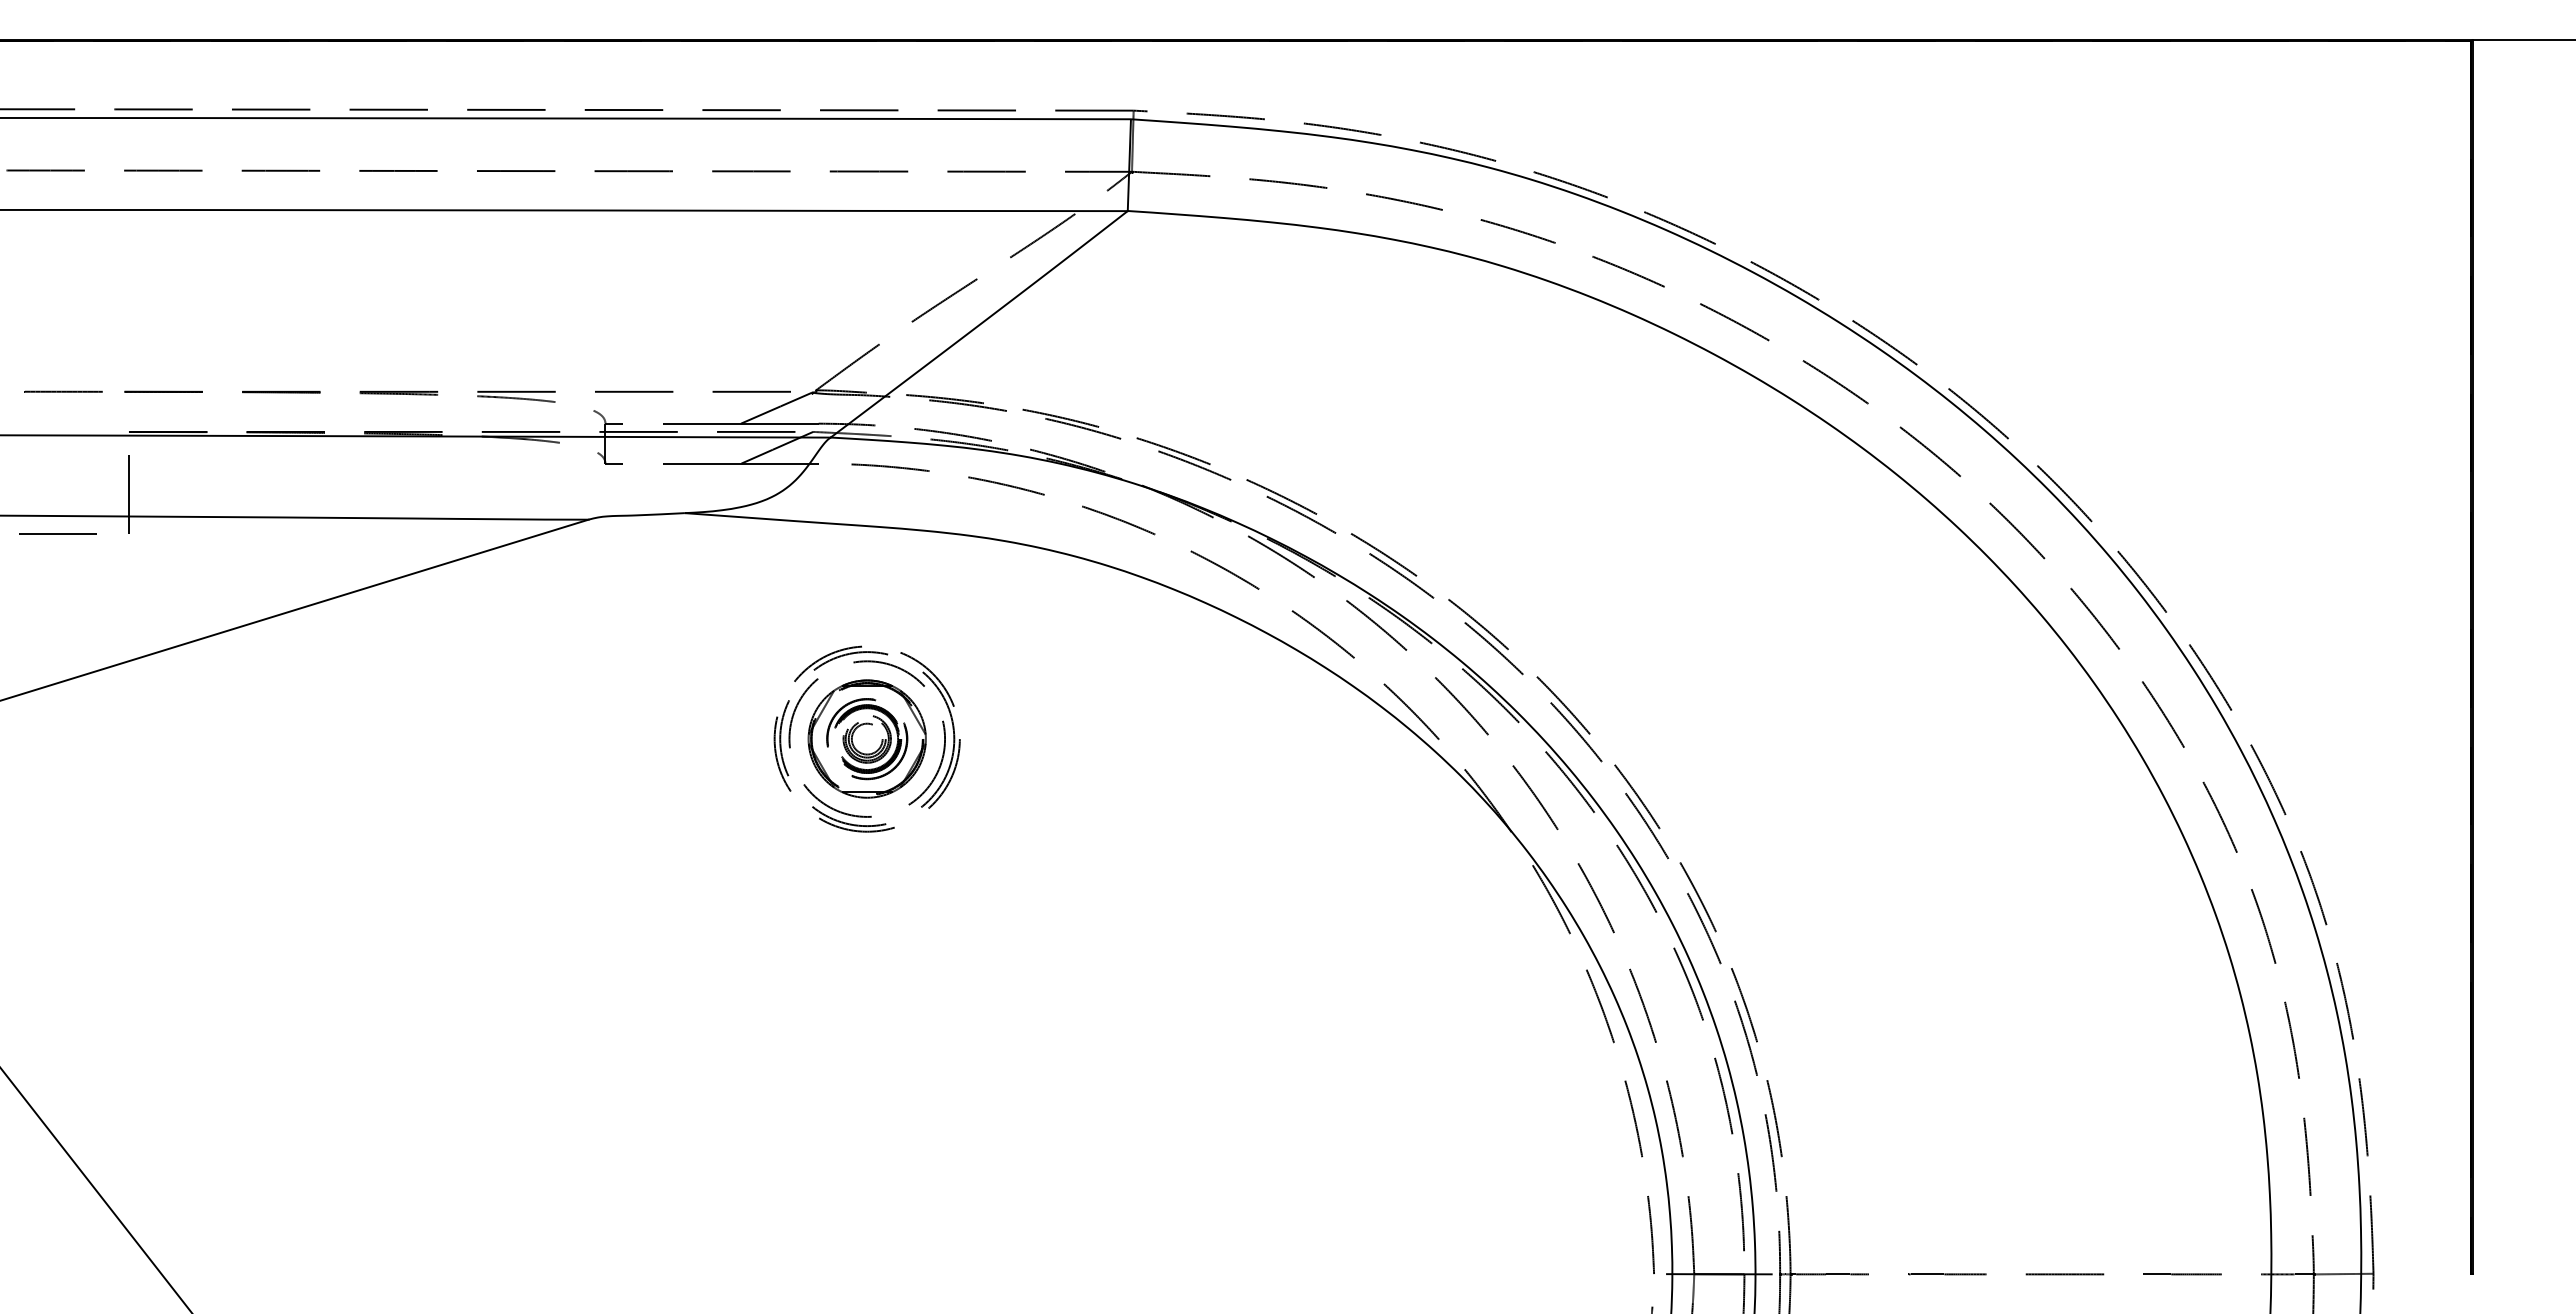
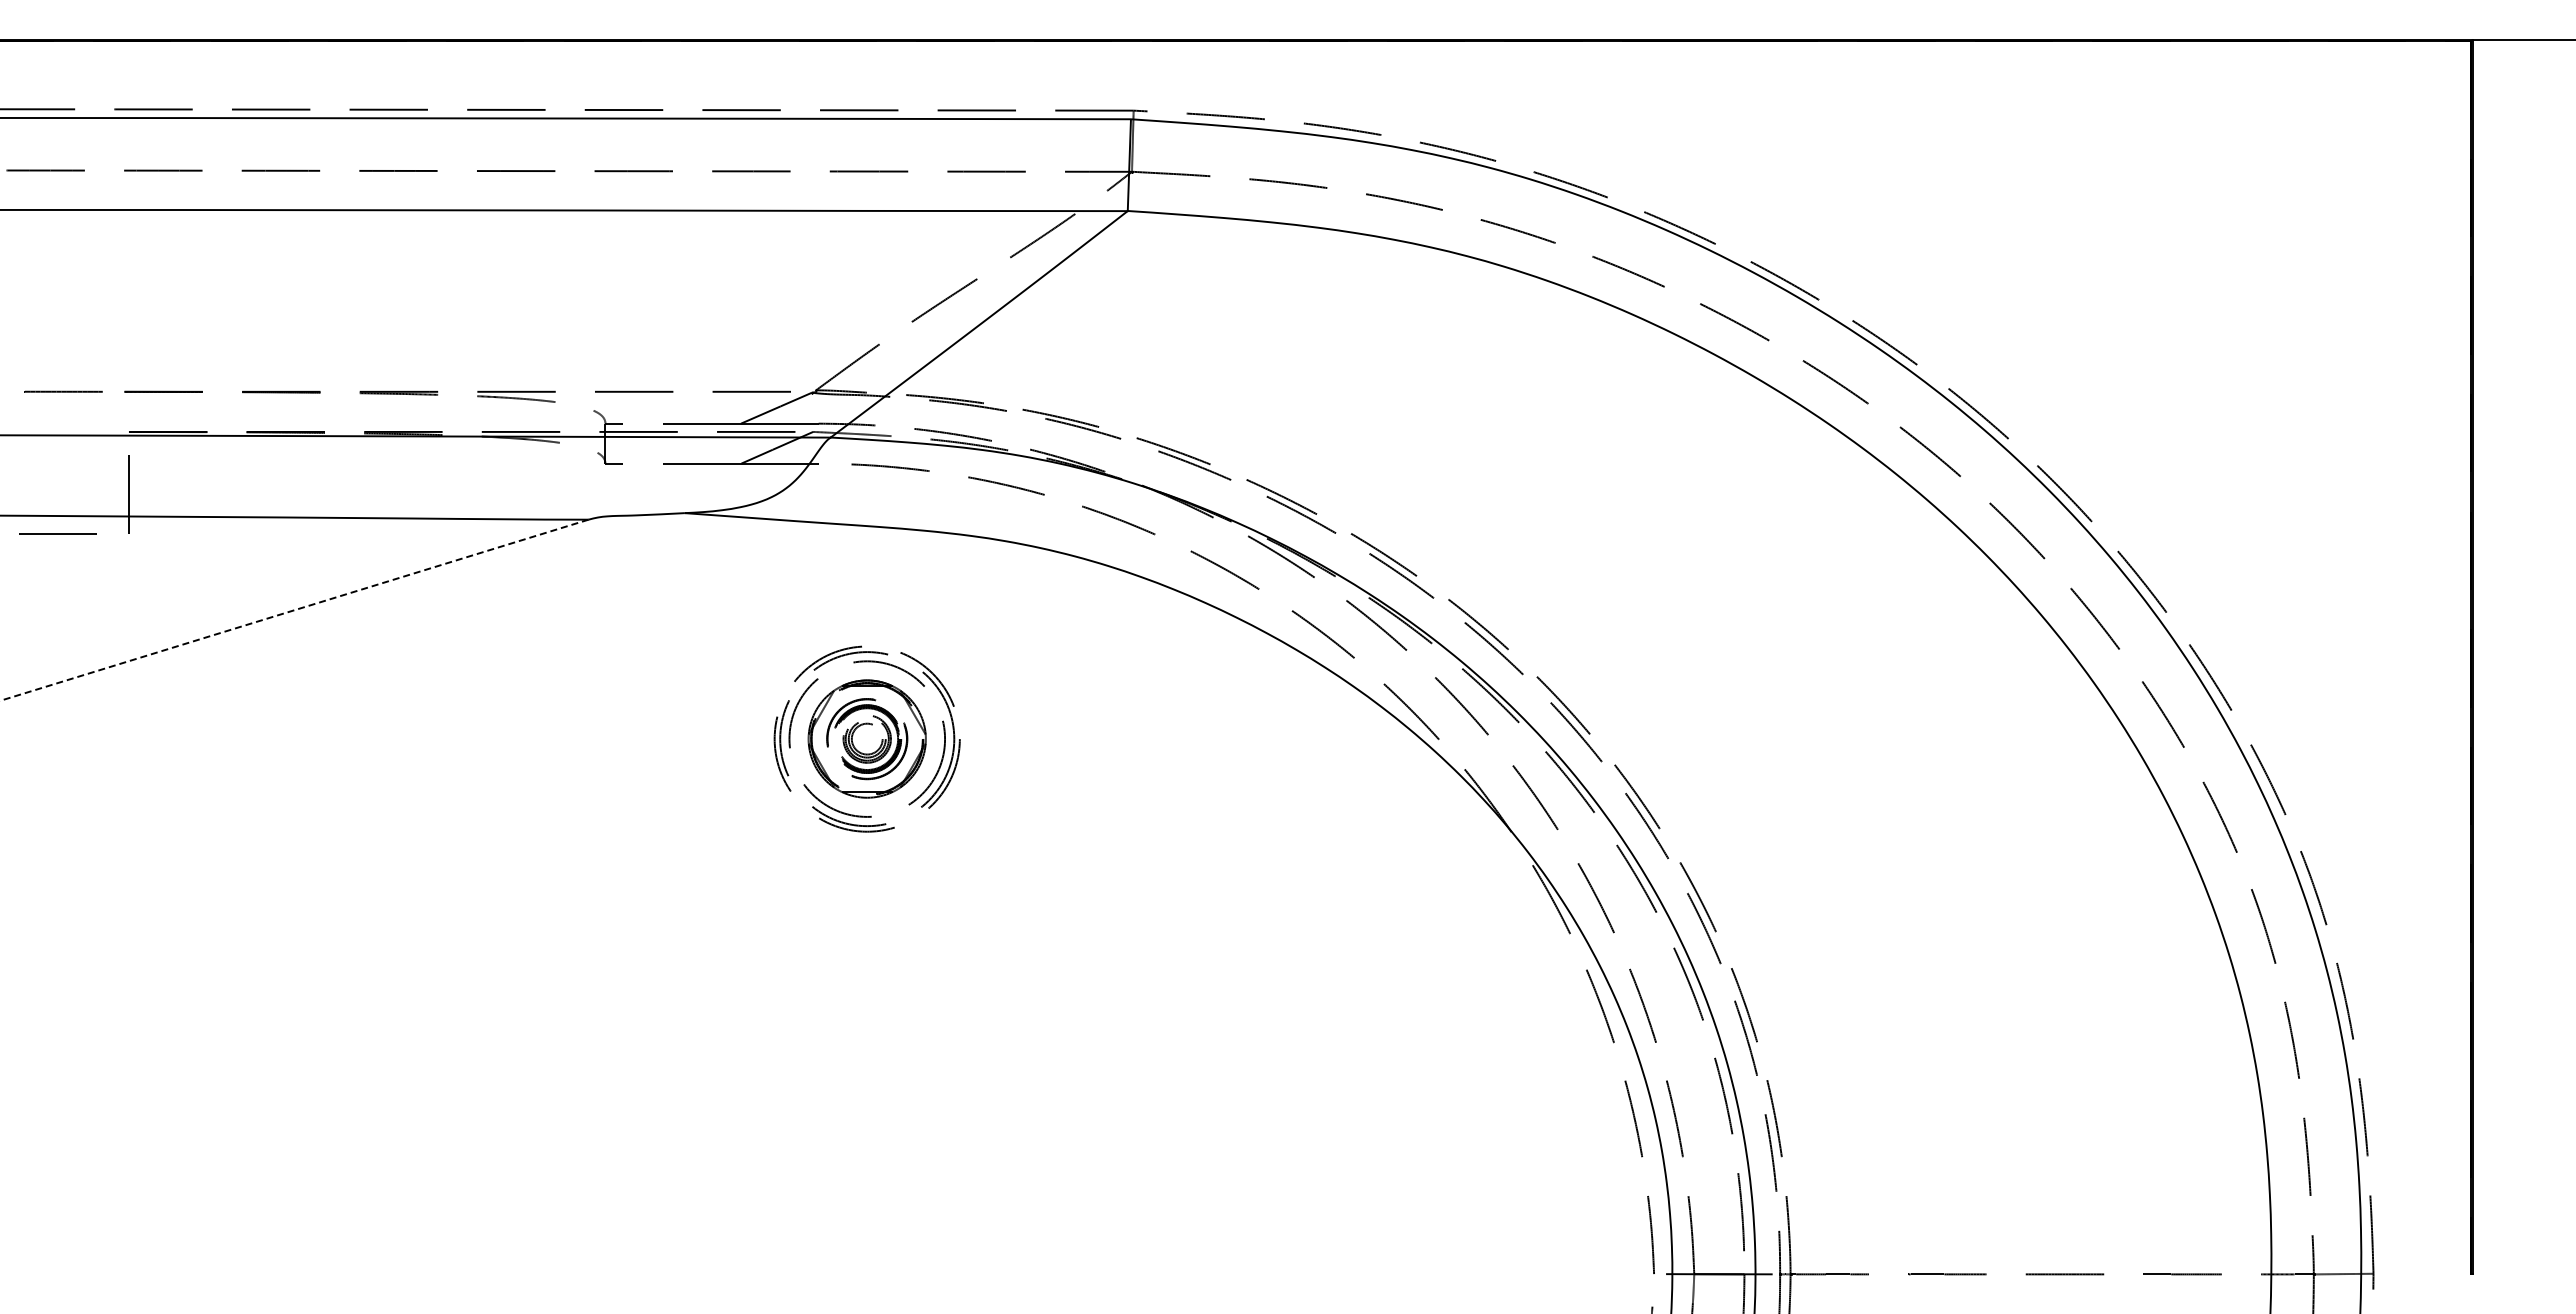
line: solid -> dashed (294, 610)
line: present -> none (95, 1189)
